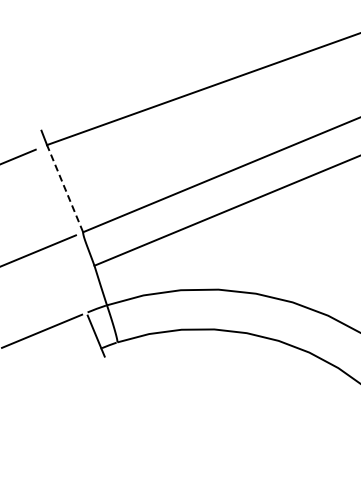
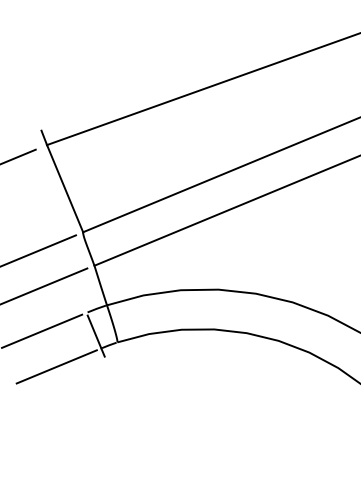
line: dashed -> solid (64, 188)
line: none -> present (44, 285)
line: none -> present (56, 366)
